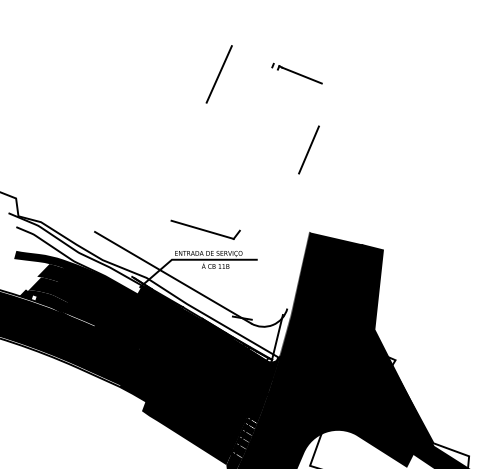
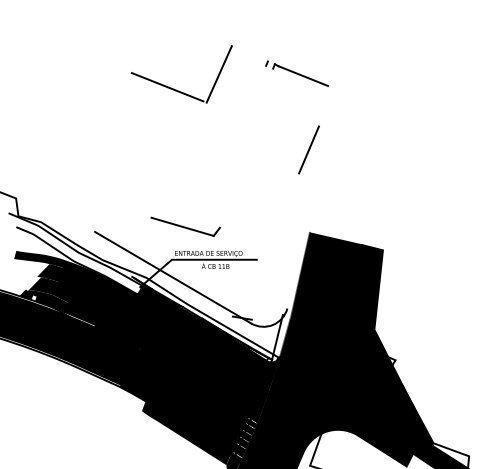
part size: 52x23 px -> 64x27 px (296, 73)
line: none -> present (167, 87)
part position: (205, 229) -> (185, 226) (185, 226)
